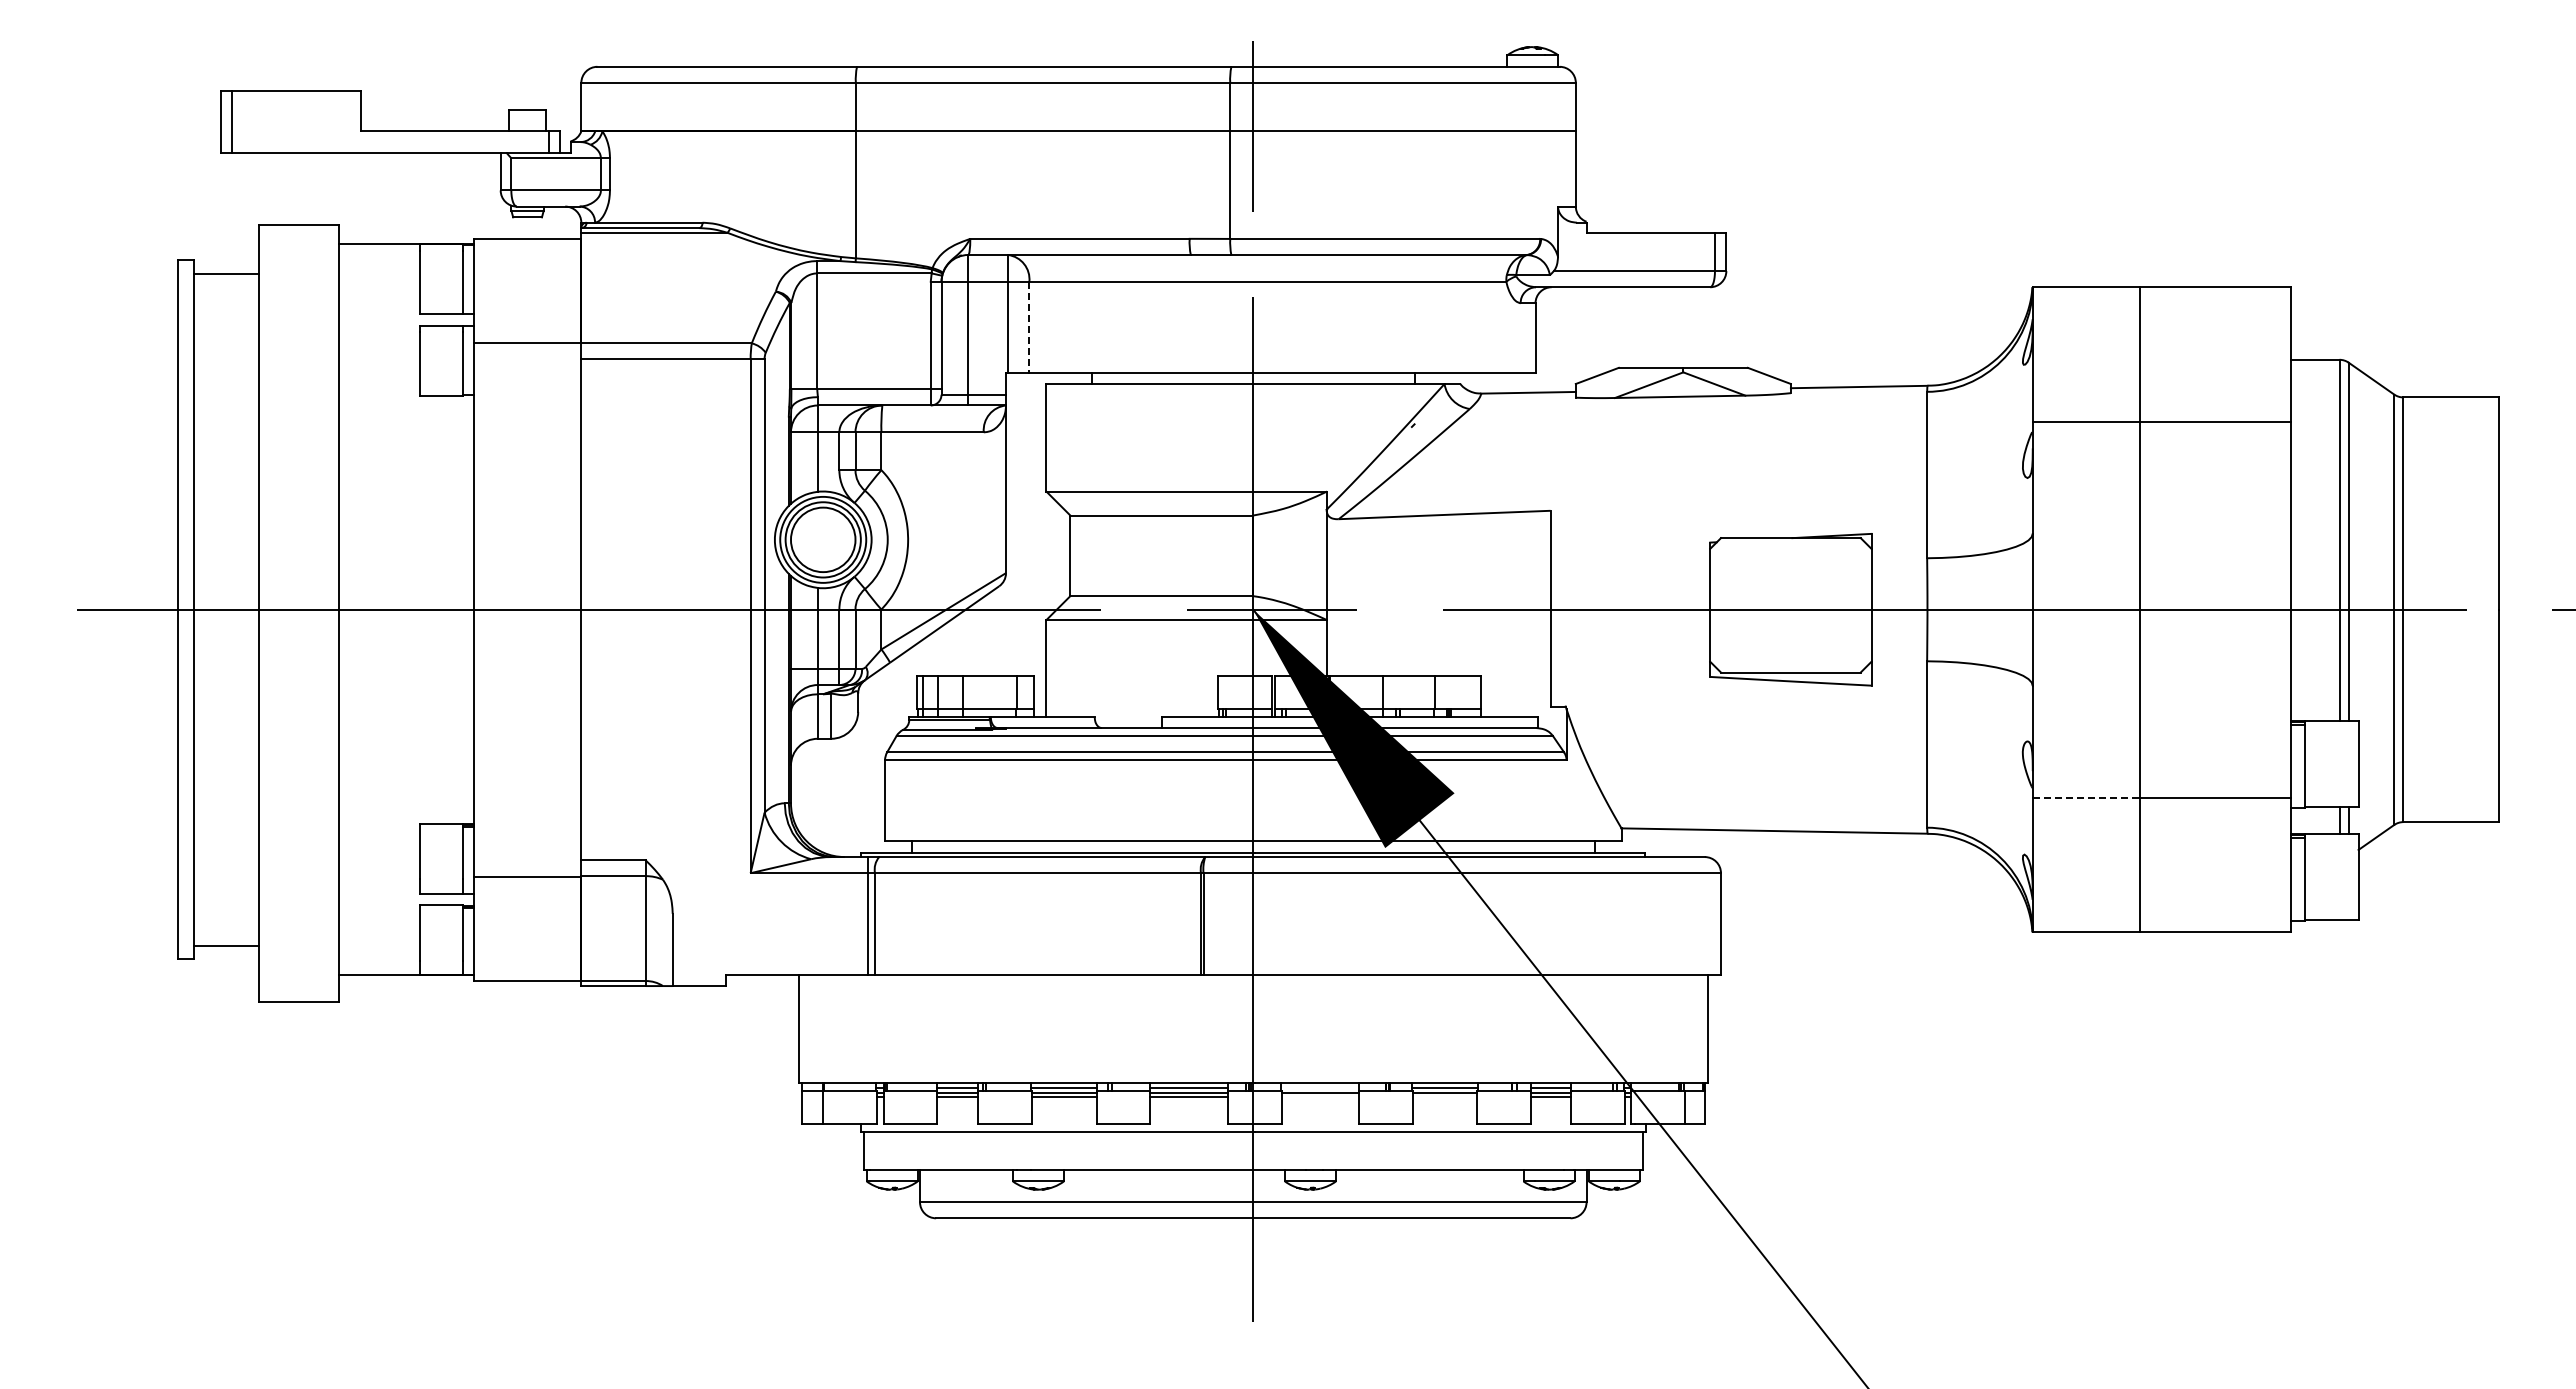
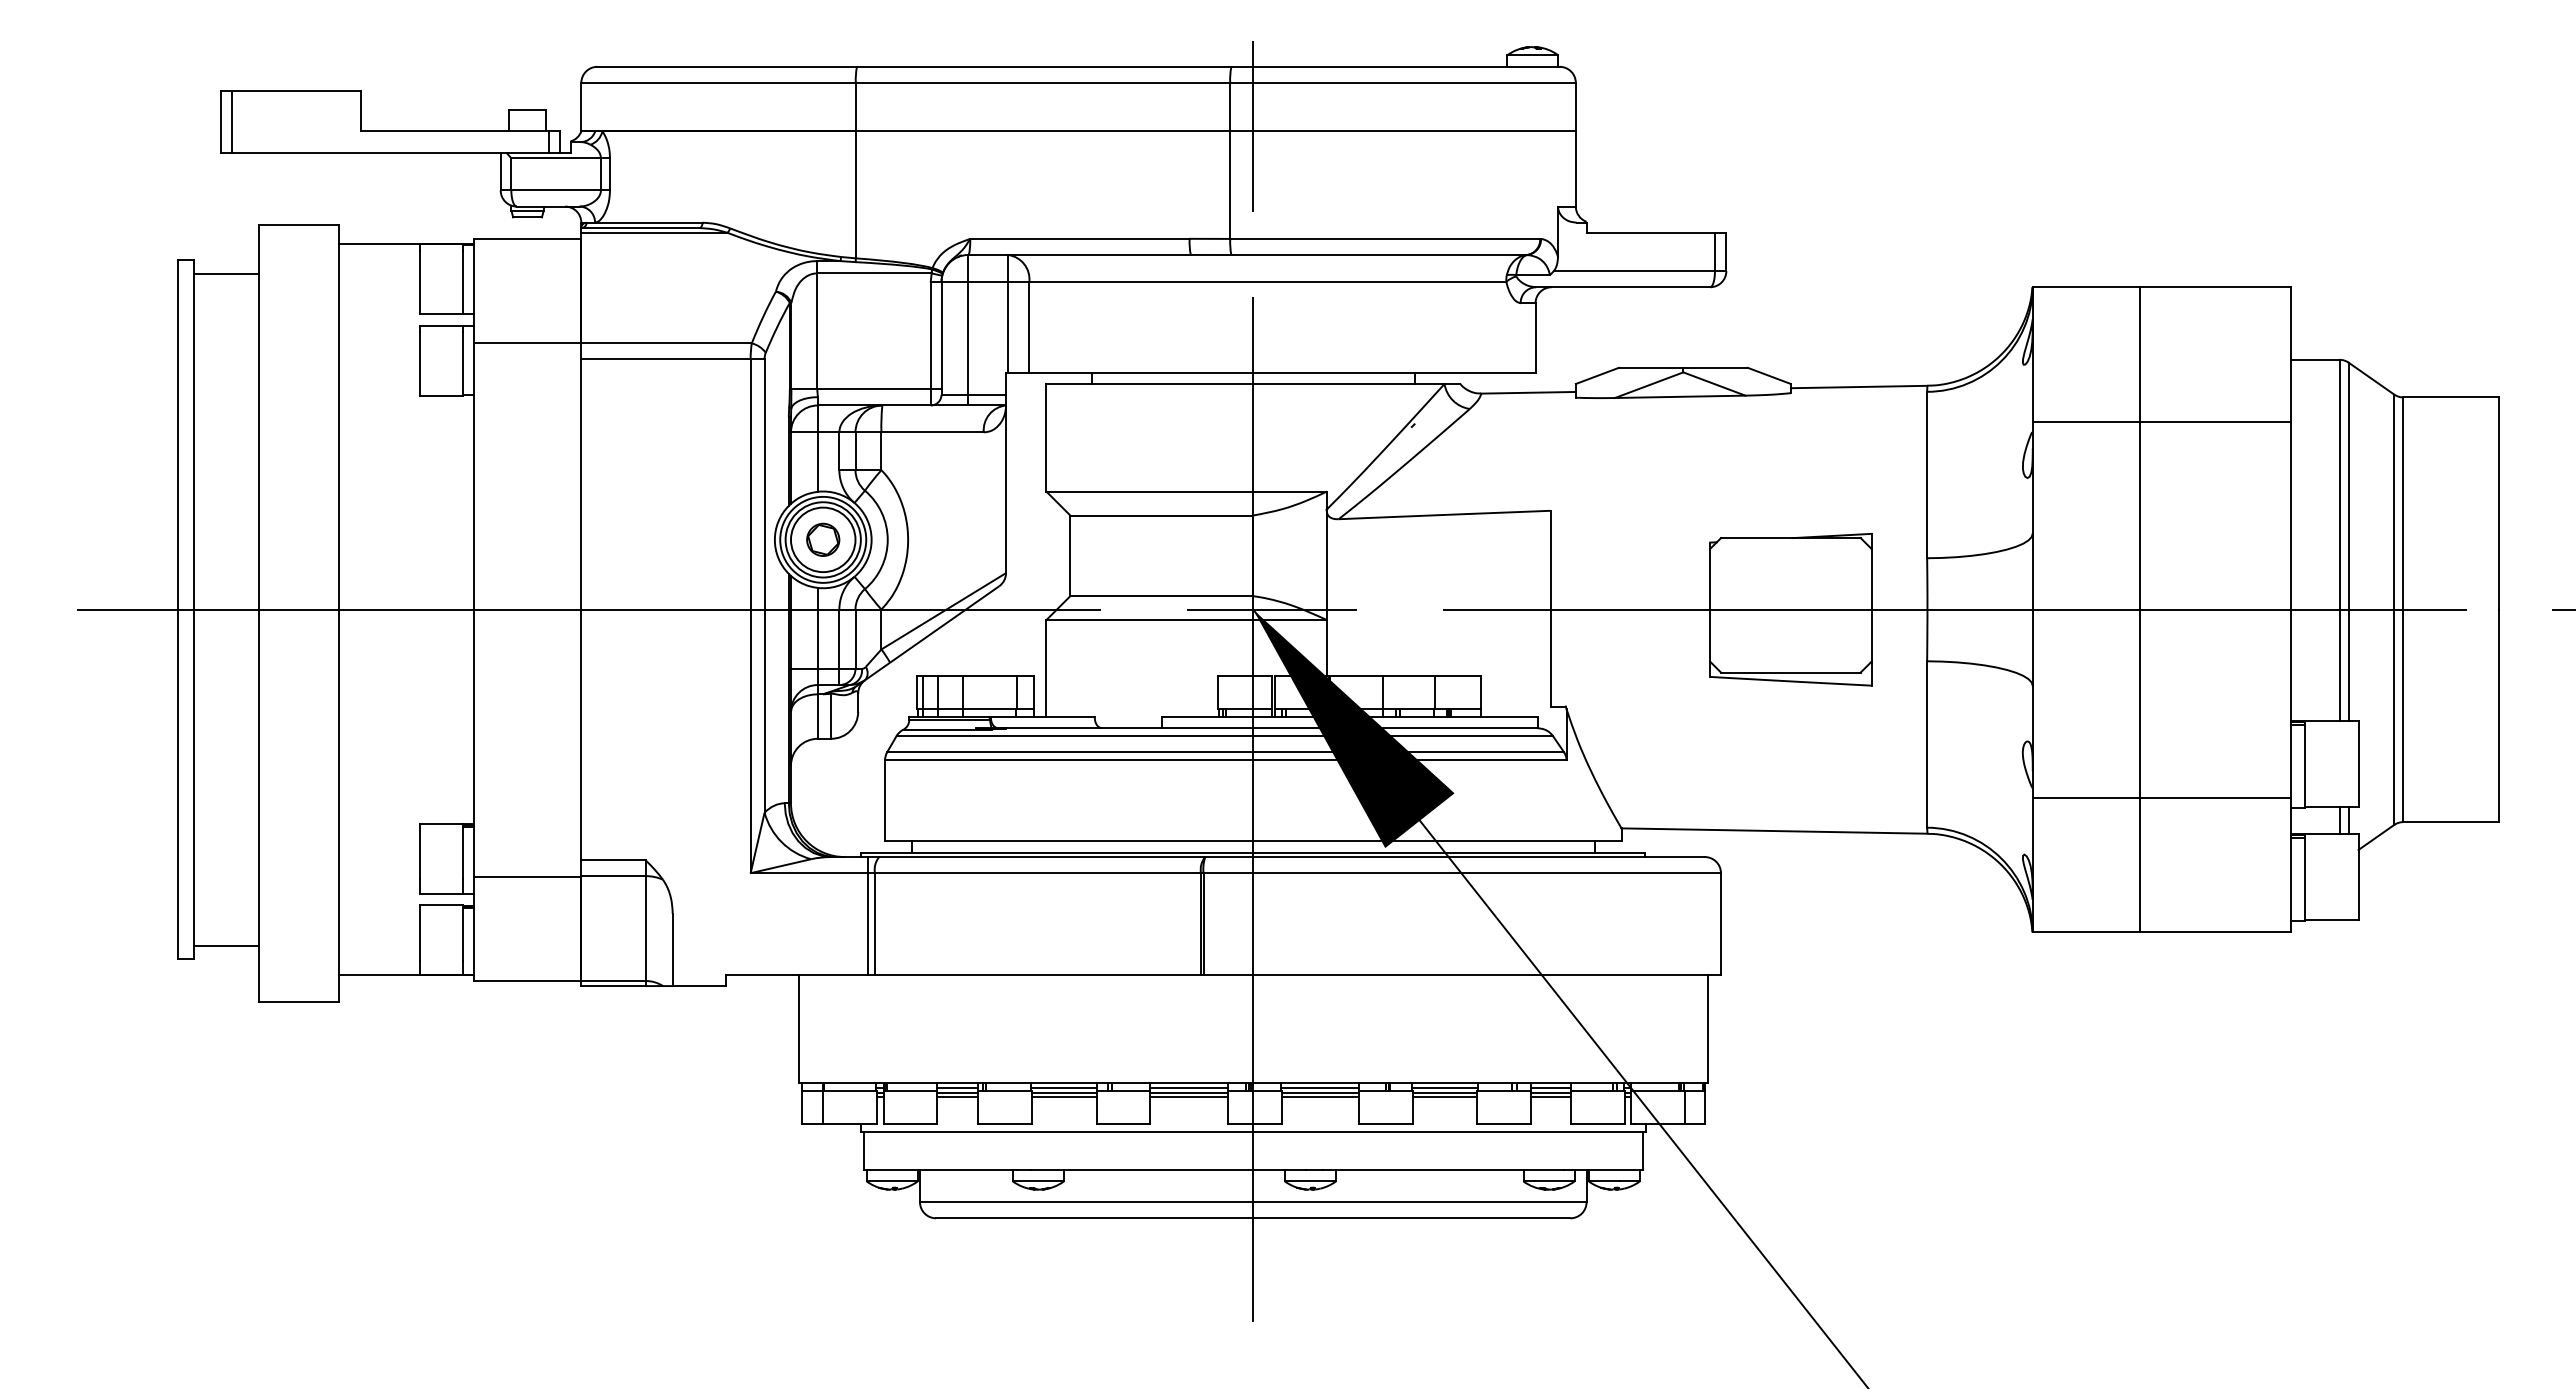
line: dashed -> solid (1029, 327)
part: none -> present (823, 539)
line: dashed -> solid (2086, 797)
line: none -> present (1320, 1087)
line: none -> present (1320, 1096)
line: none -> present (1444, 1096)
